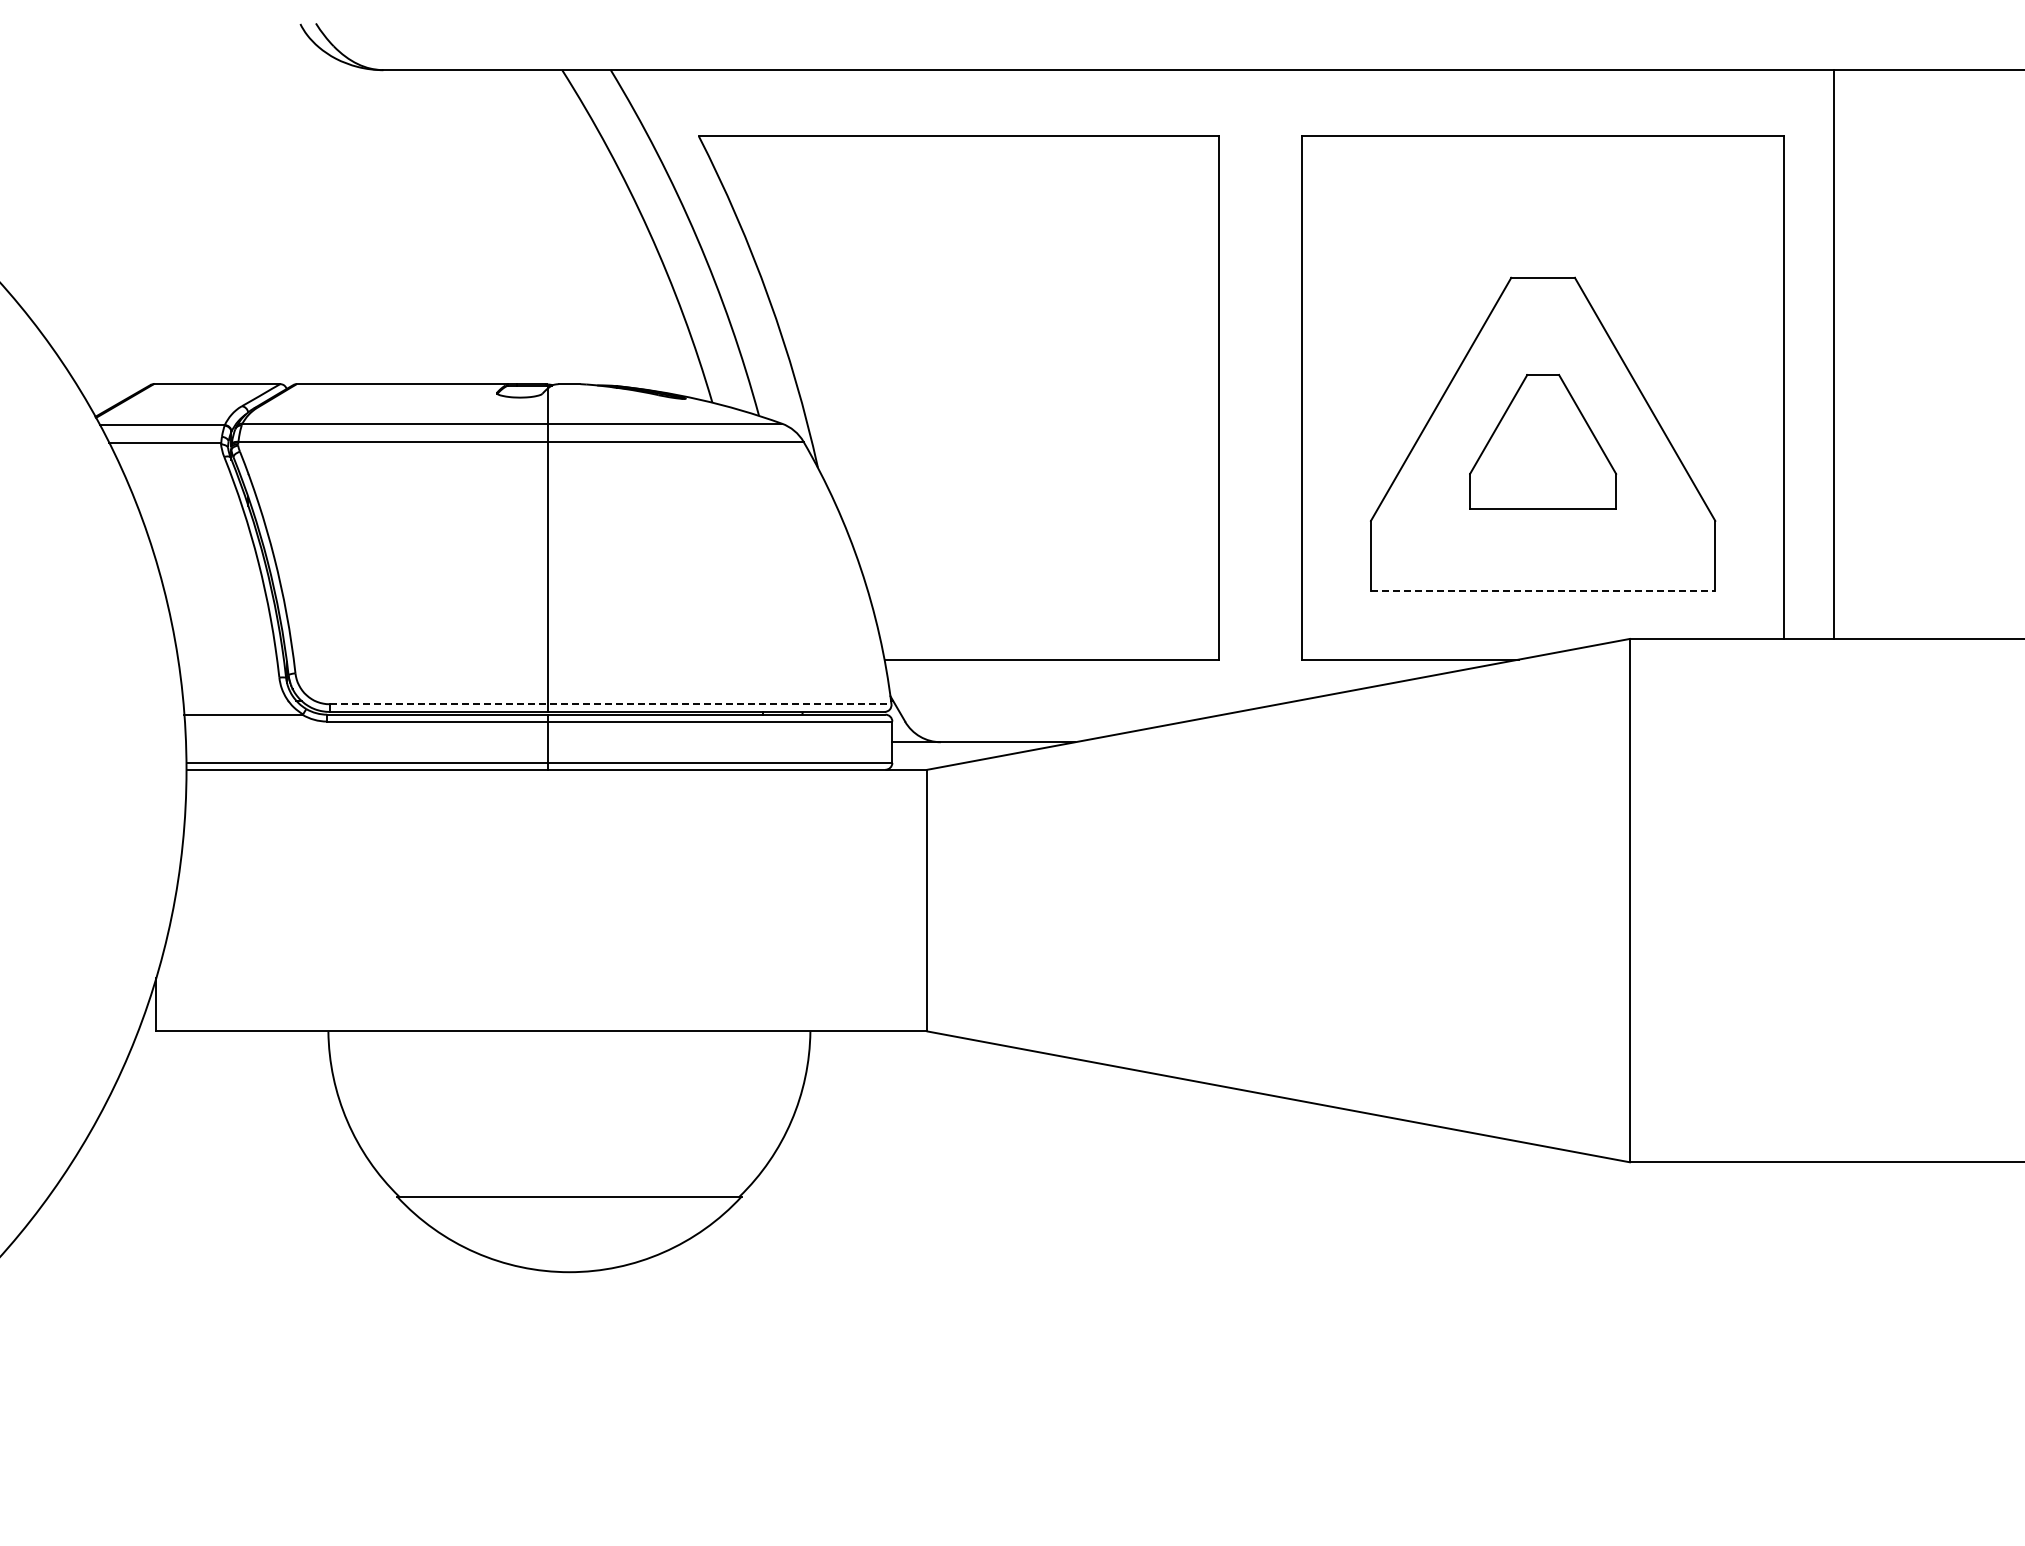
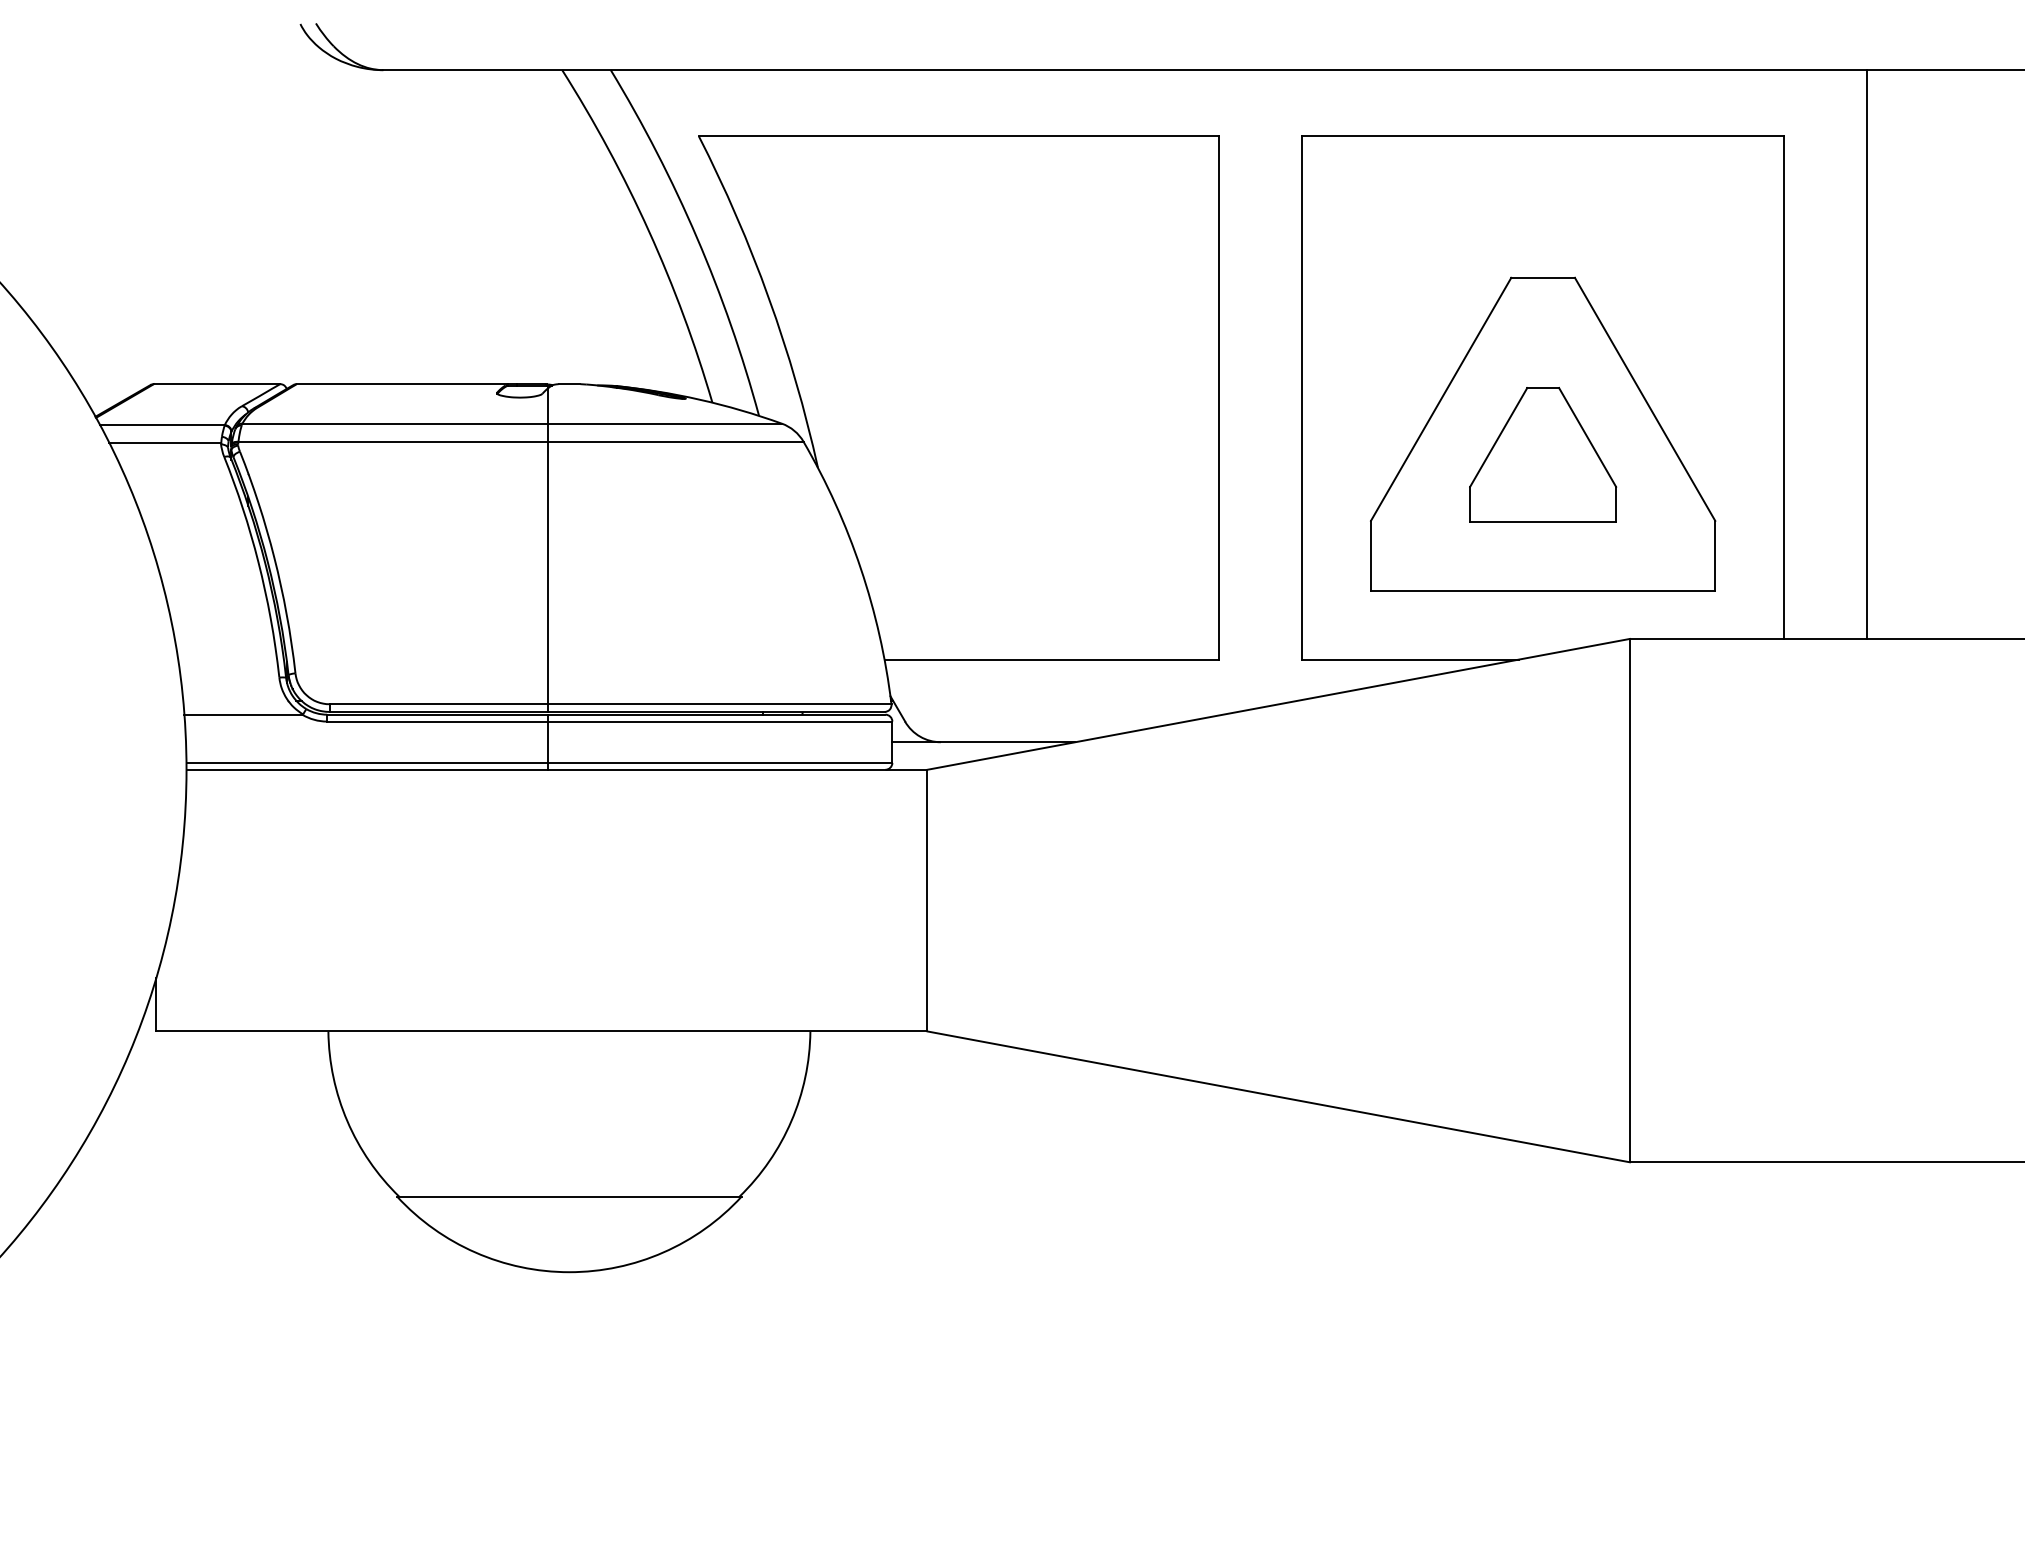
line position: (1833, 354) -> (1866, 354) (1866, 354)
part position: (1543, 441) -> (1543, 454) (1543, 454)
line: dashed -> solid (1543, 590)
line: dashed -> solid (610, 704)
